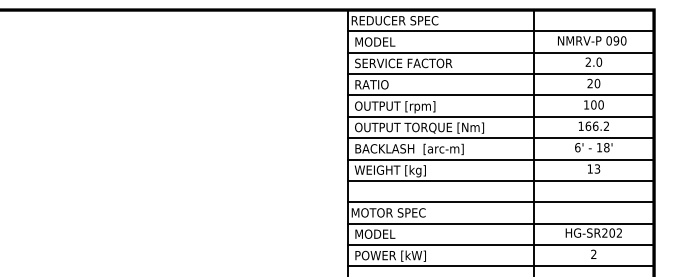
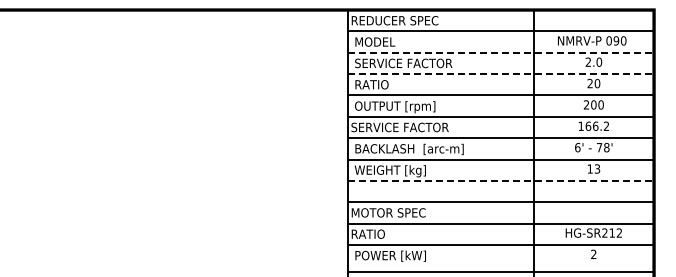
line: solid -> dashed (501, 52)
line: solid -> dashed (501, 74)
text: 100 -> 200 (585, 104)
text: OUTPUT TORQUE [Nm] -> SERVICE FACTOR (417, 127)
text: 18' -> 78' (599, 147)
line: solid -> dashed (501, 180)
text: HG-SR202 -> HG-SR212 (612, 232)
text: MODEL -> RATIO (373, 233)
line position: (501, 266) -> (501, 272) (501, 272)
